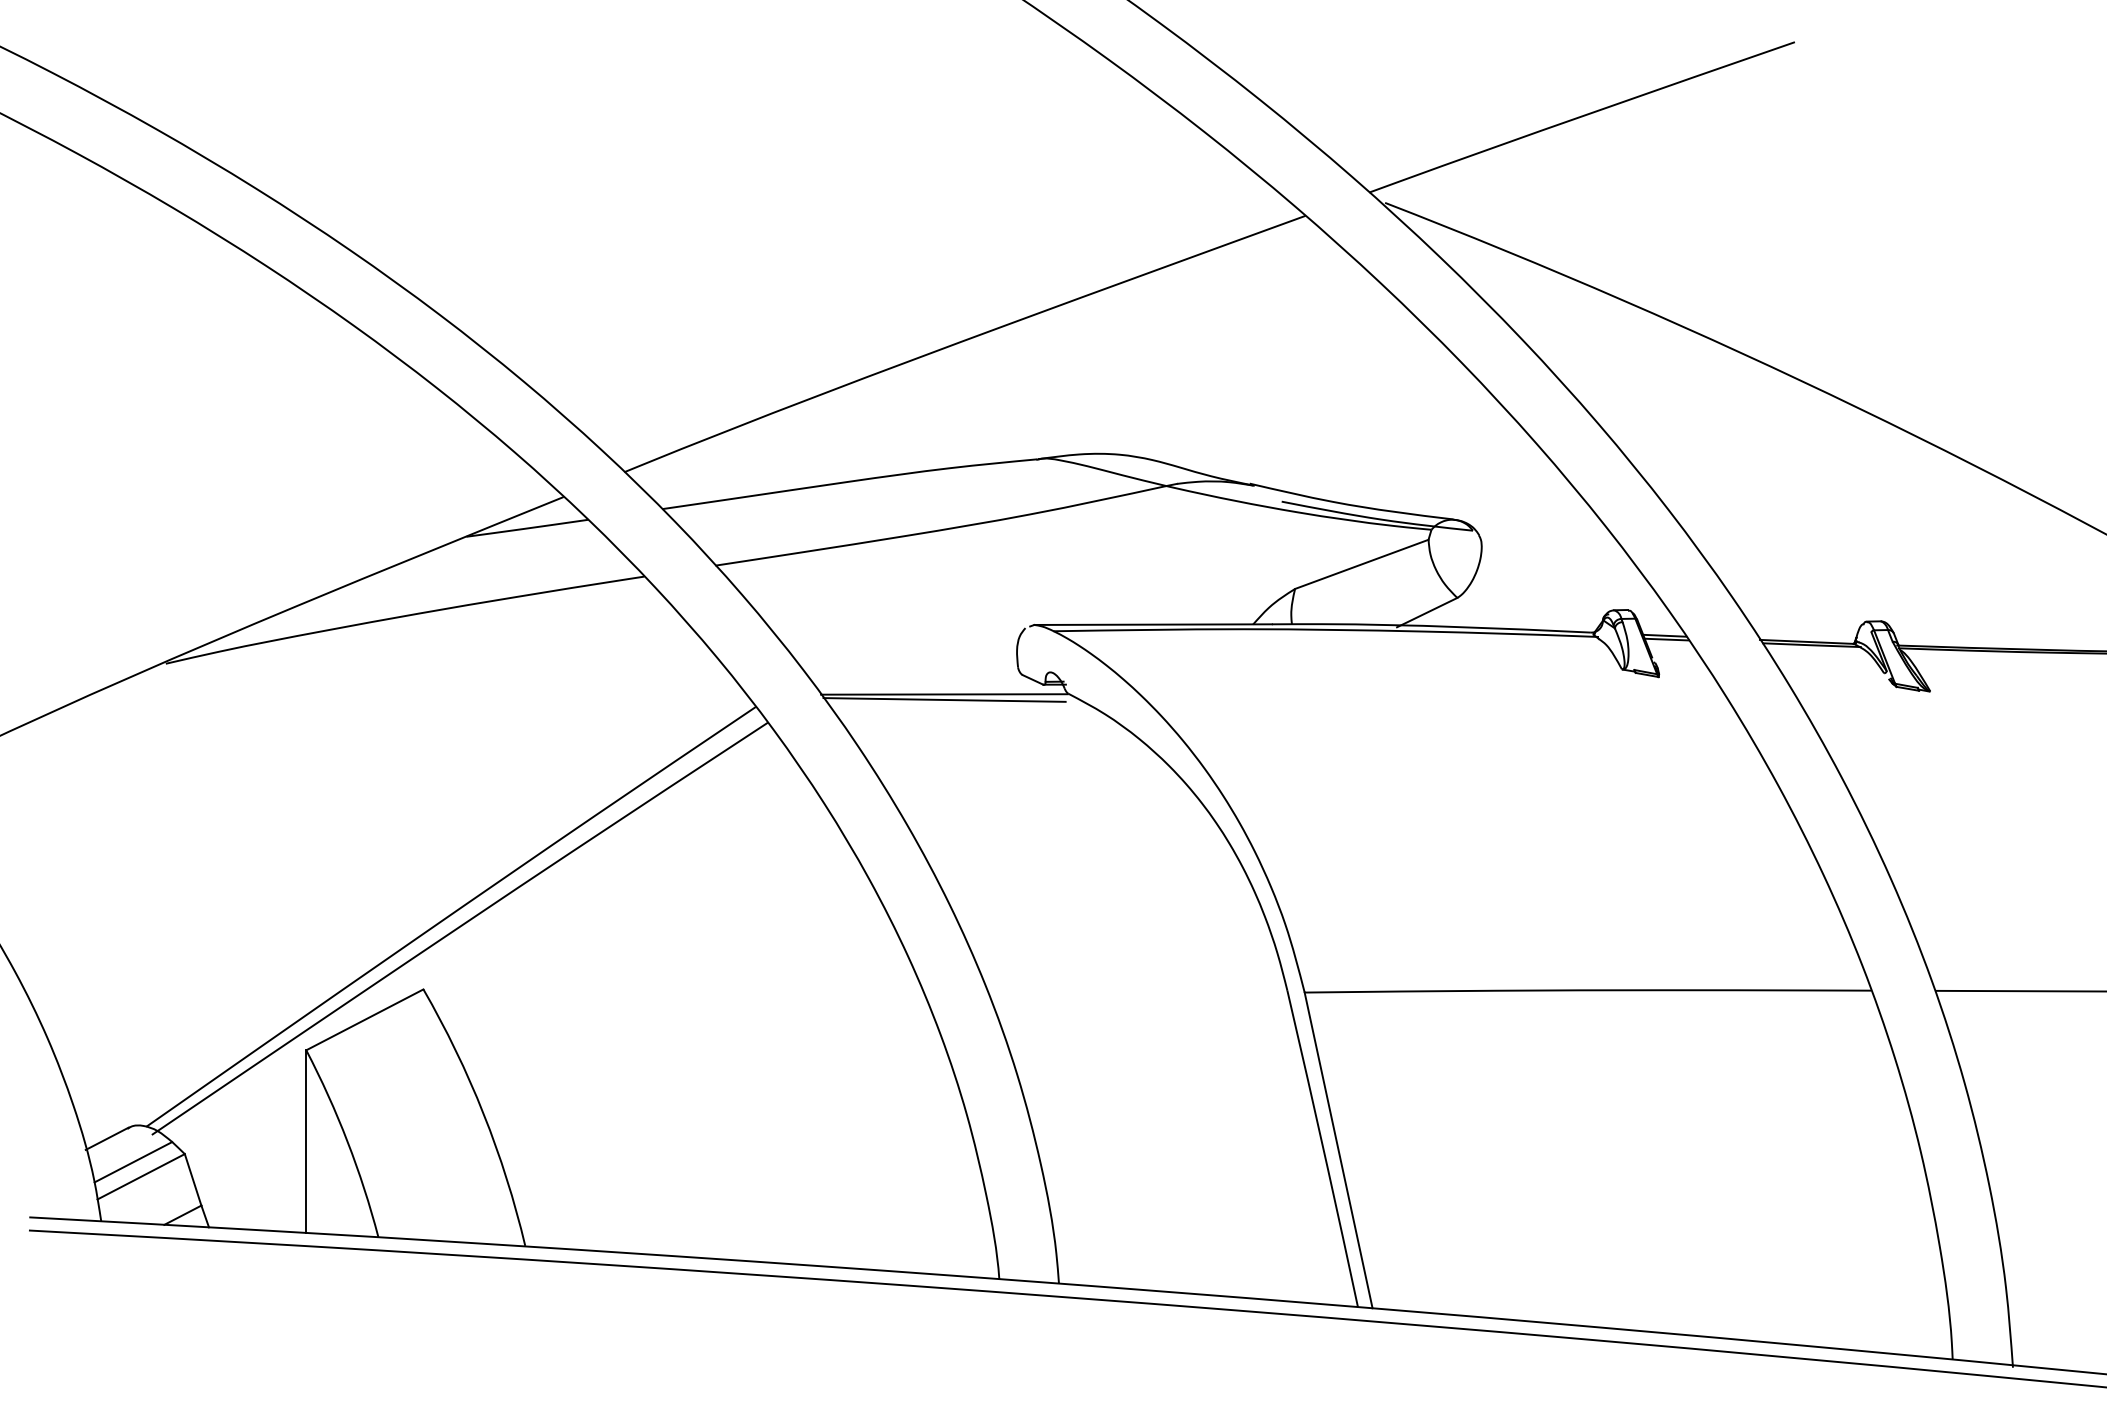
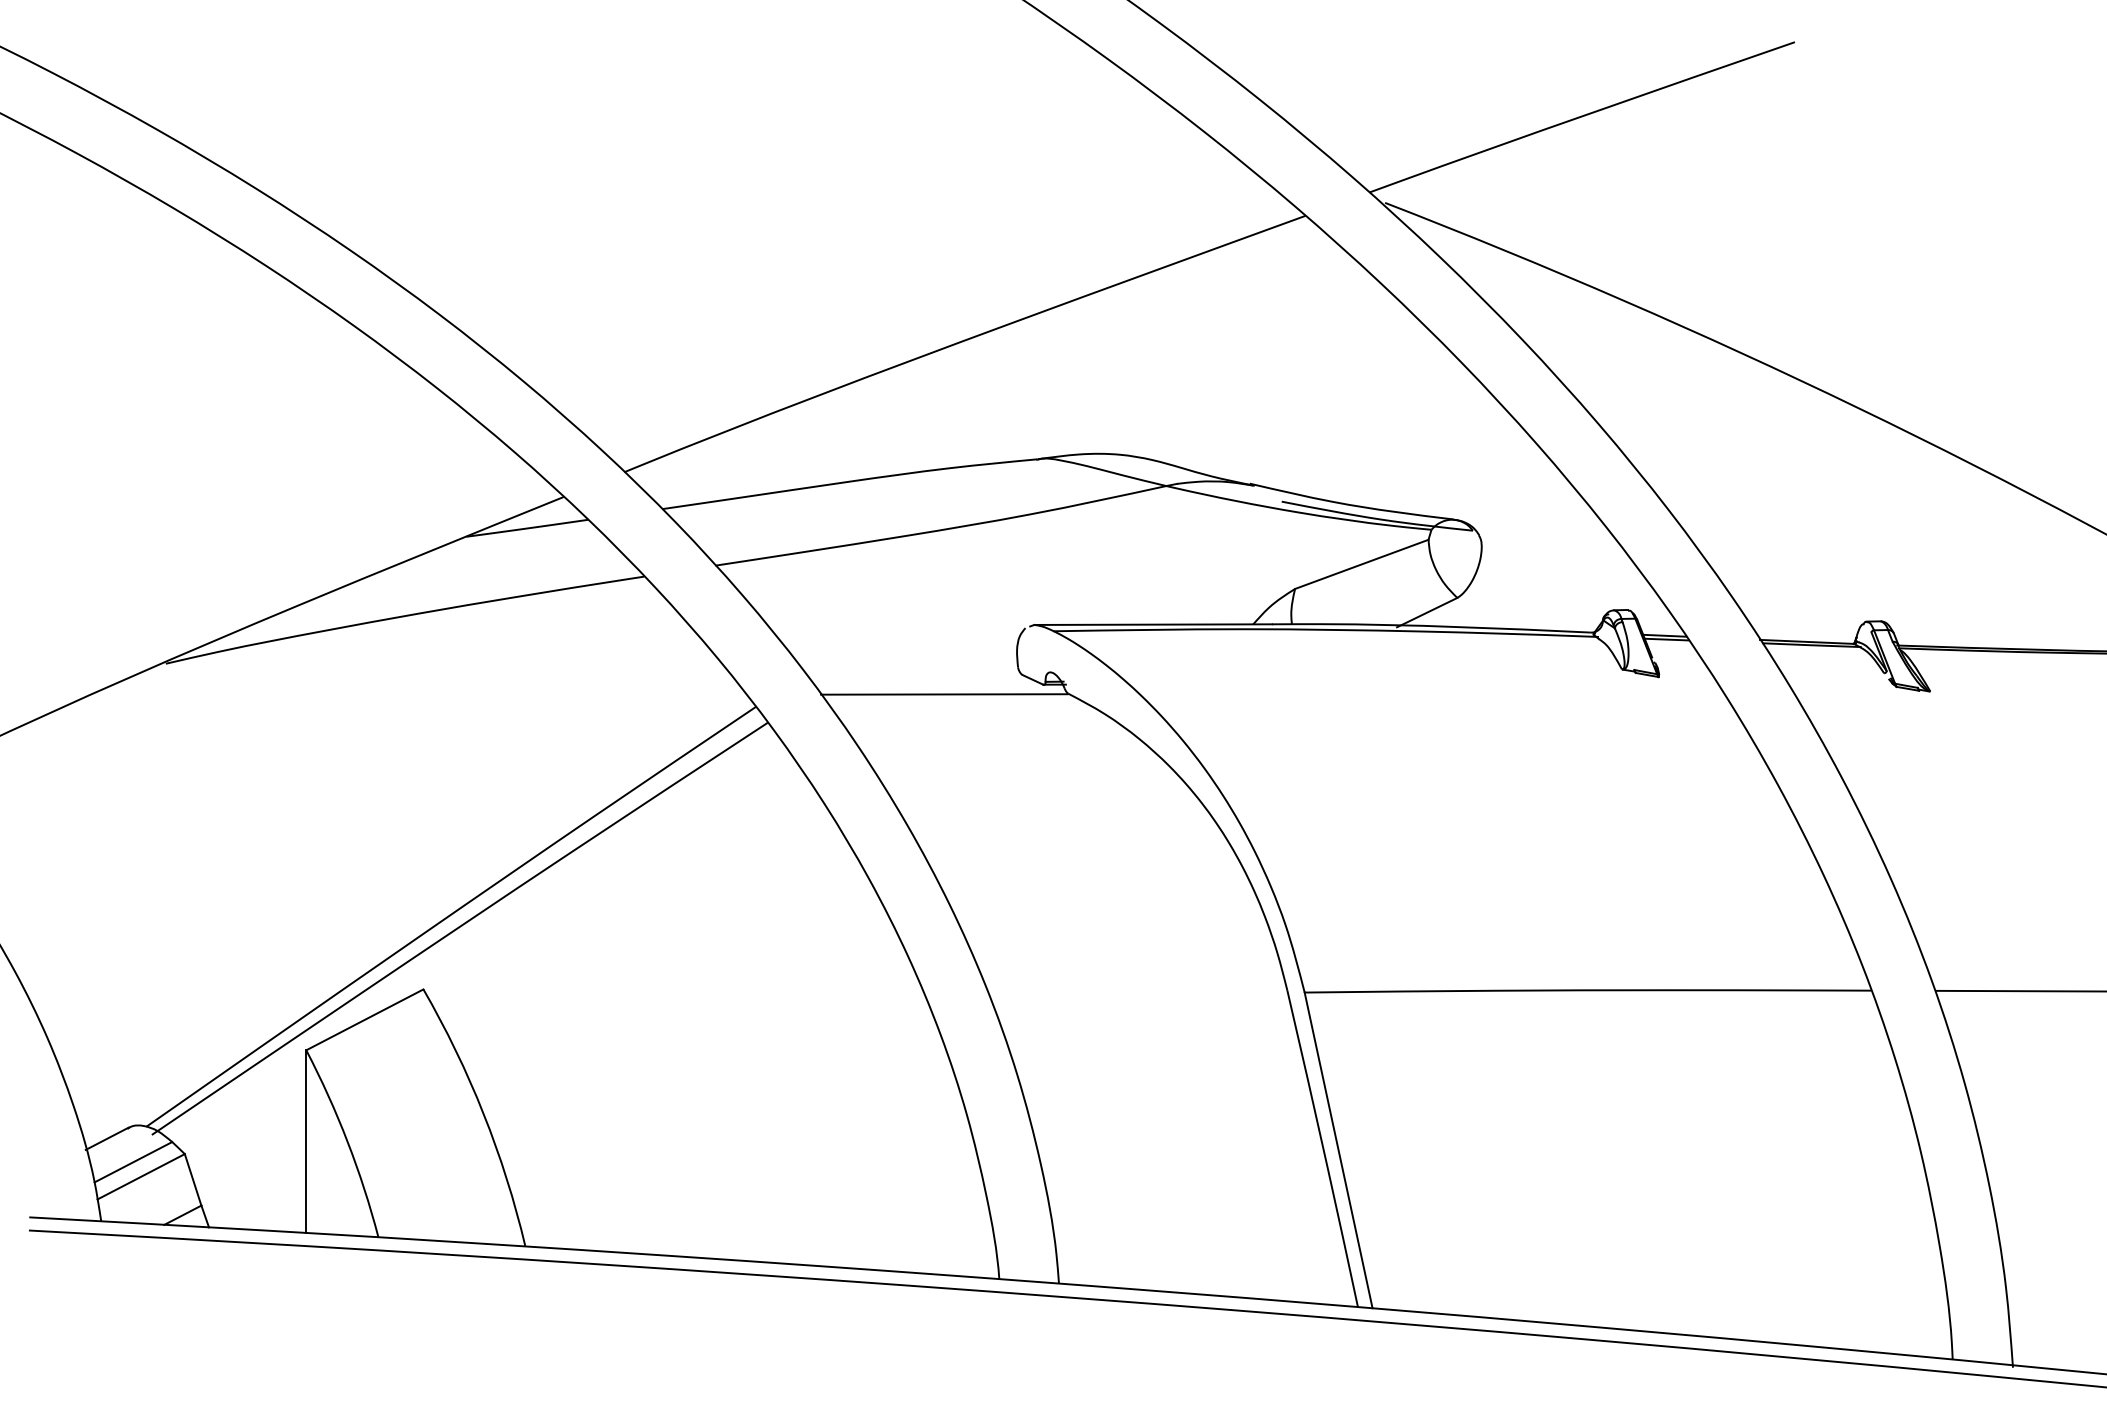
line: present -> none (944, 699)
